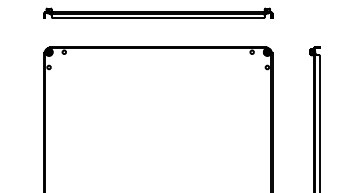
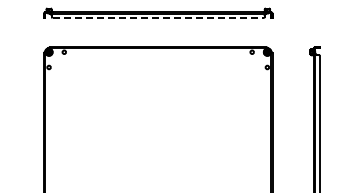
line: solid -> dashed (158, 18)
